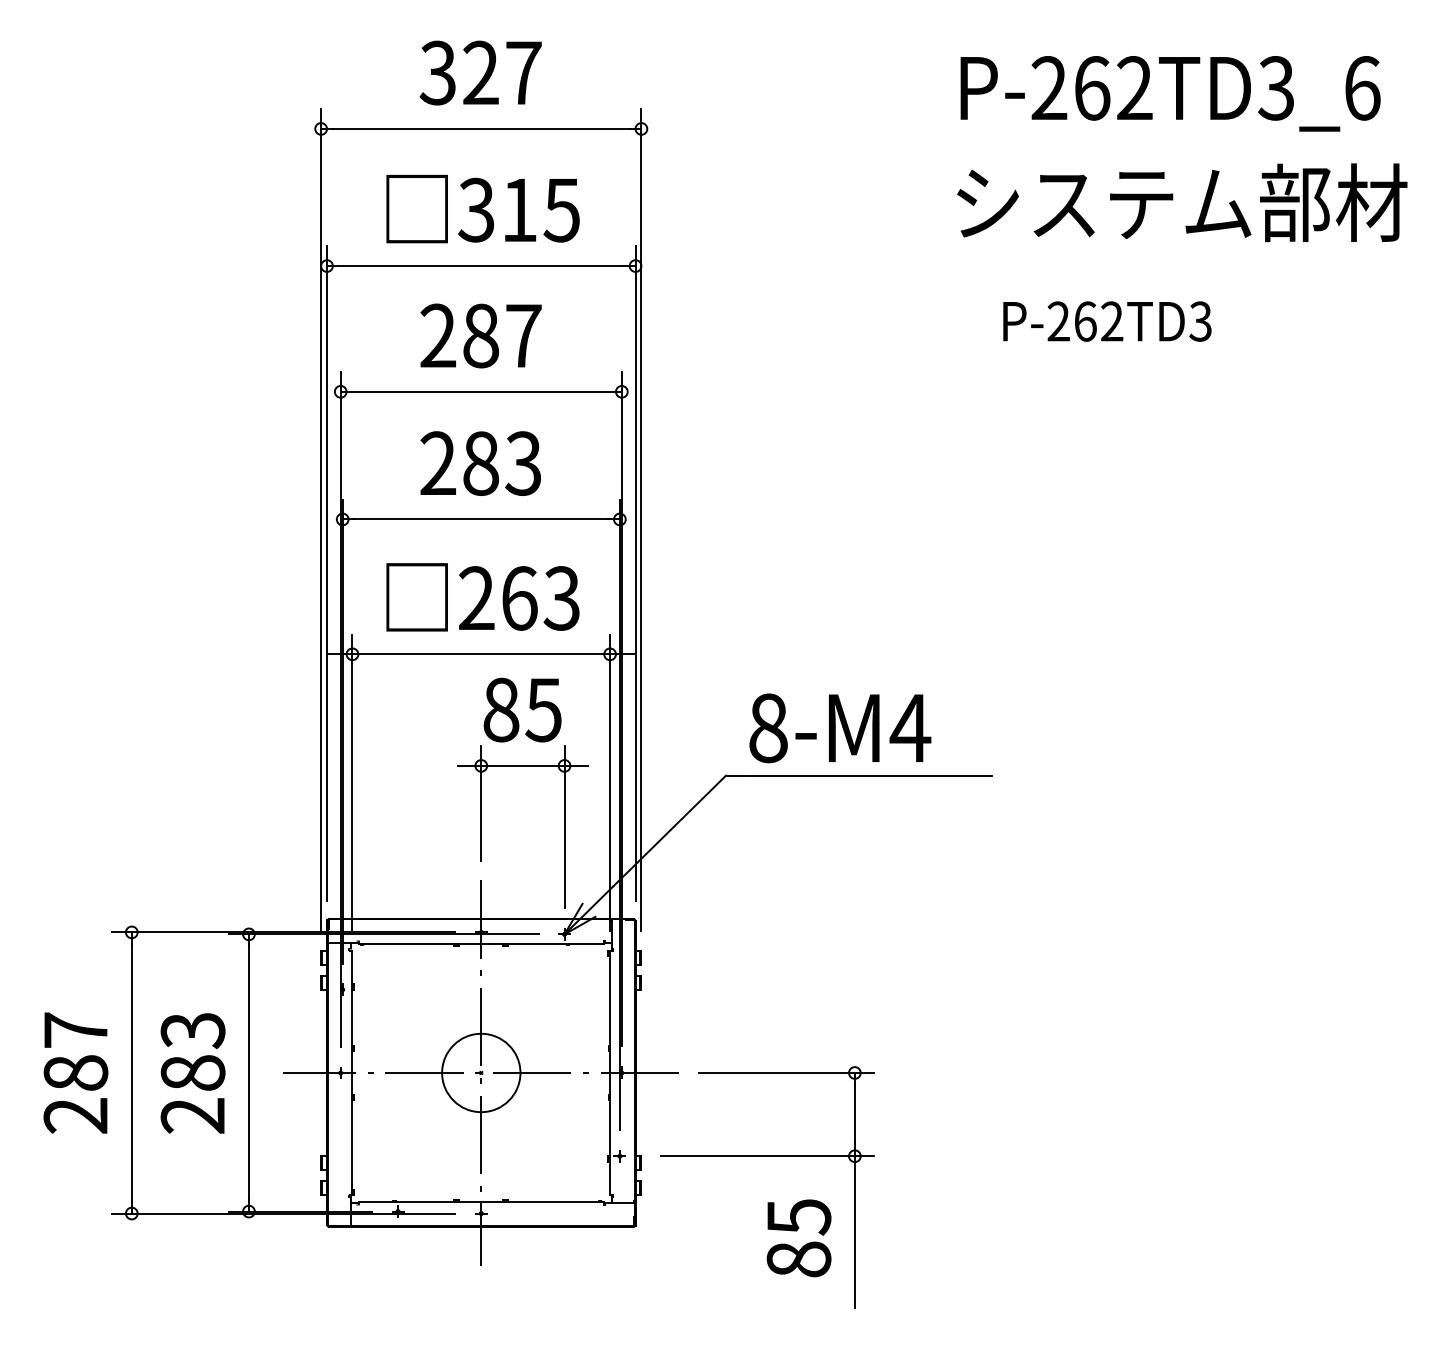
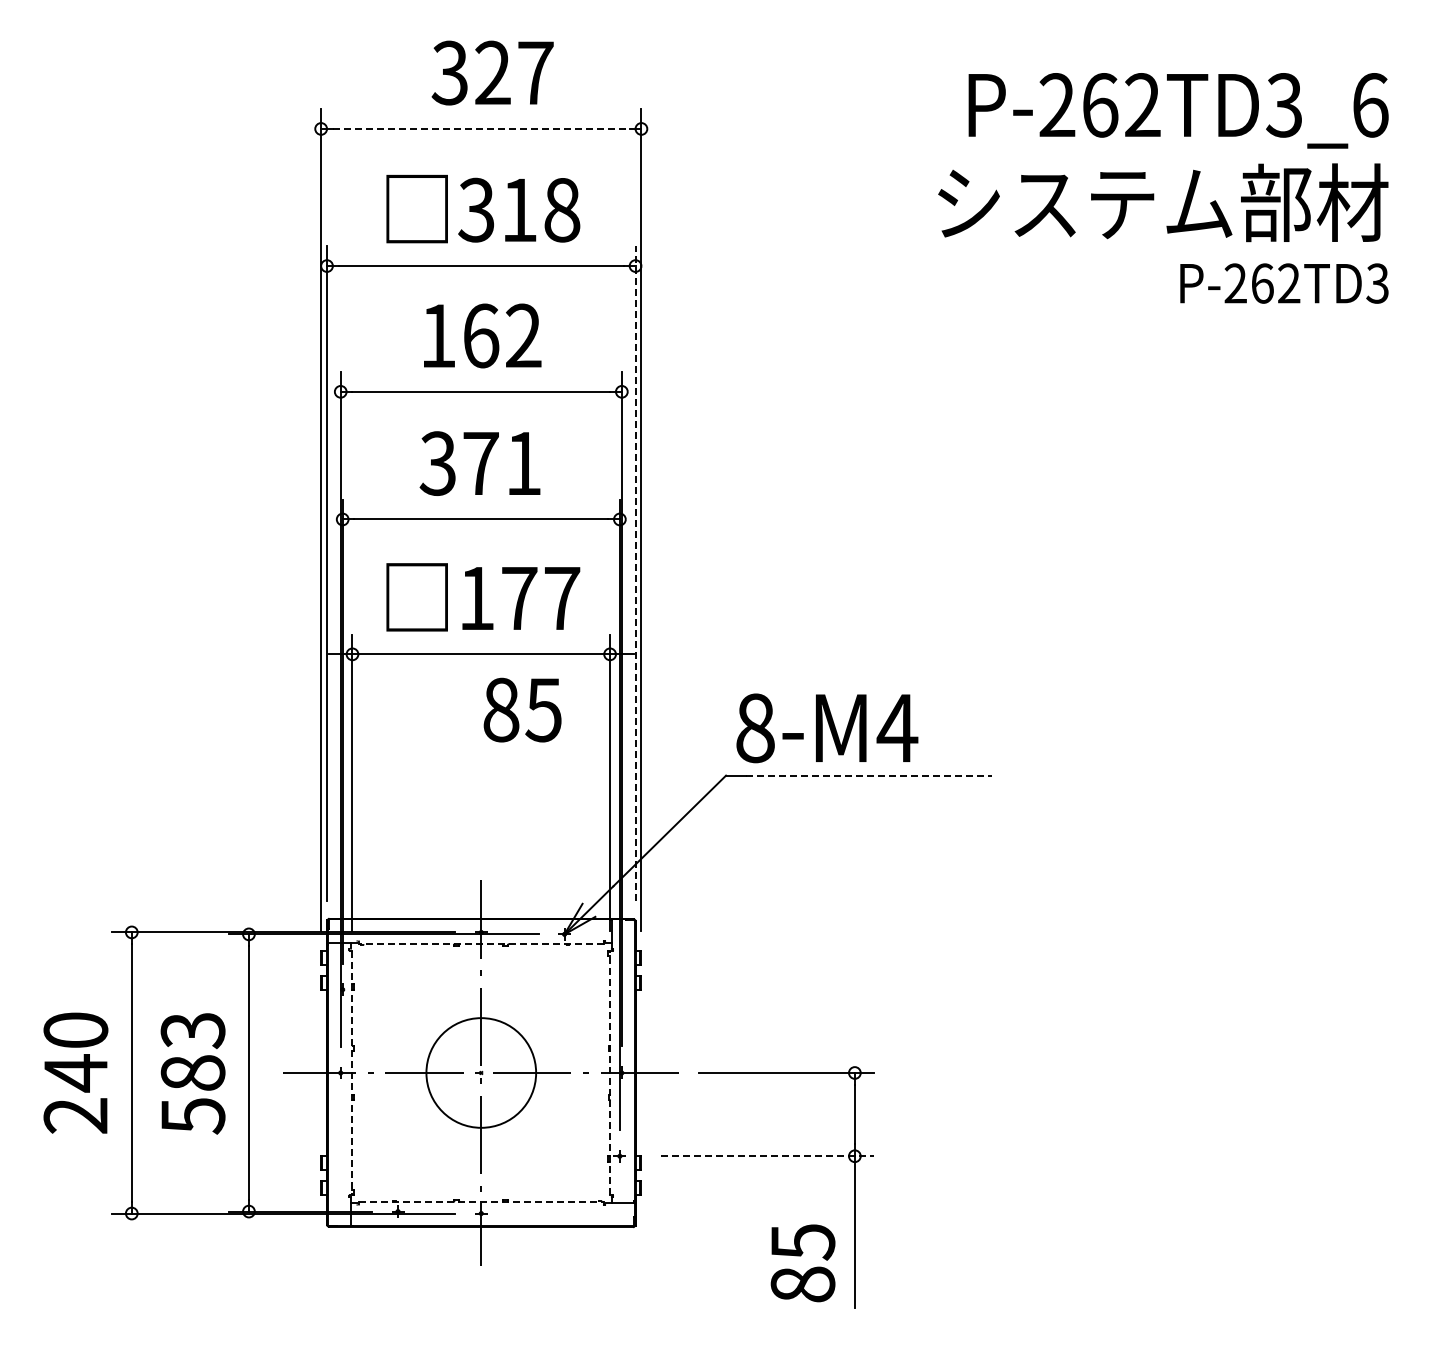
text position: (480, 72) -> (492, 72) (492, 72)
text position: (1170, 93) -> (1178, 110) (1178, 110)
line: solid -> dashed (481, 128)
text position: (1182, 202) -> (1163, 202) (1163, 202)
text: 315 -> 318 (561, 210)
text position: (1107, 321) -> (1284, 283) (1284, 283)
text: 287 -> 162 (480, 335)
text: 283 -> 371 (479, 463)
line: solid -> dashed (635, 573)
text: 263 -> 177 (519, 598)
text position: (840, 728) -> (827, 728) (827, 728)
line: solid -> dashed (869, 775)
part: present -> none (481, 826)
line: solid -> dashed (480, 944)
text: 287 -> 240 (75, 1052)
circle diameter: 78 px -> 110 px (481, 1072)
line: solid -> dashed (610, 1072)
line: solid -> dashed (352, 1073)
text: 283 -> 583 (192, 1116)
line: solid -> dashed (767, 1156)
line: solid -> dashed (481, 1201)
text position: (798, 1238) -> (802, 1263) (802, 1263)
